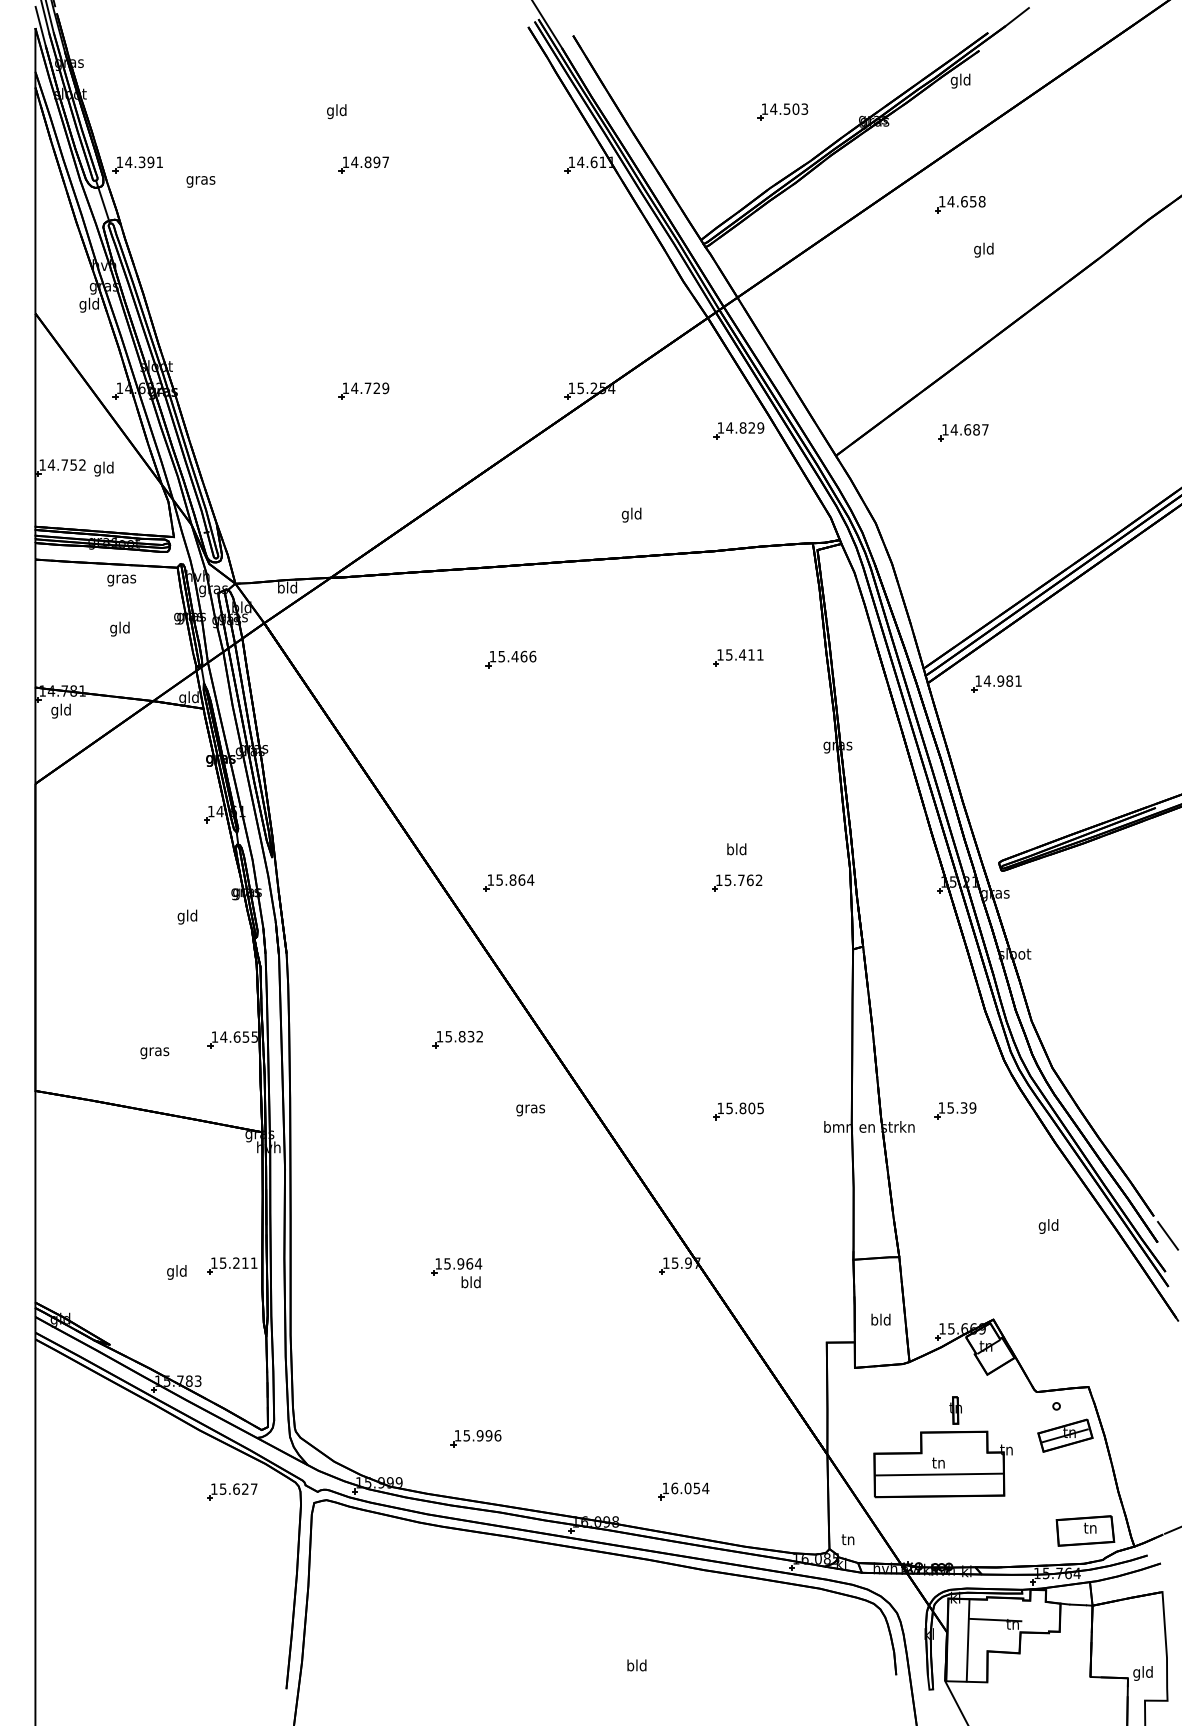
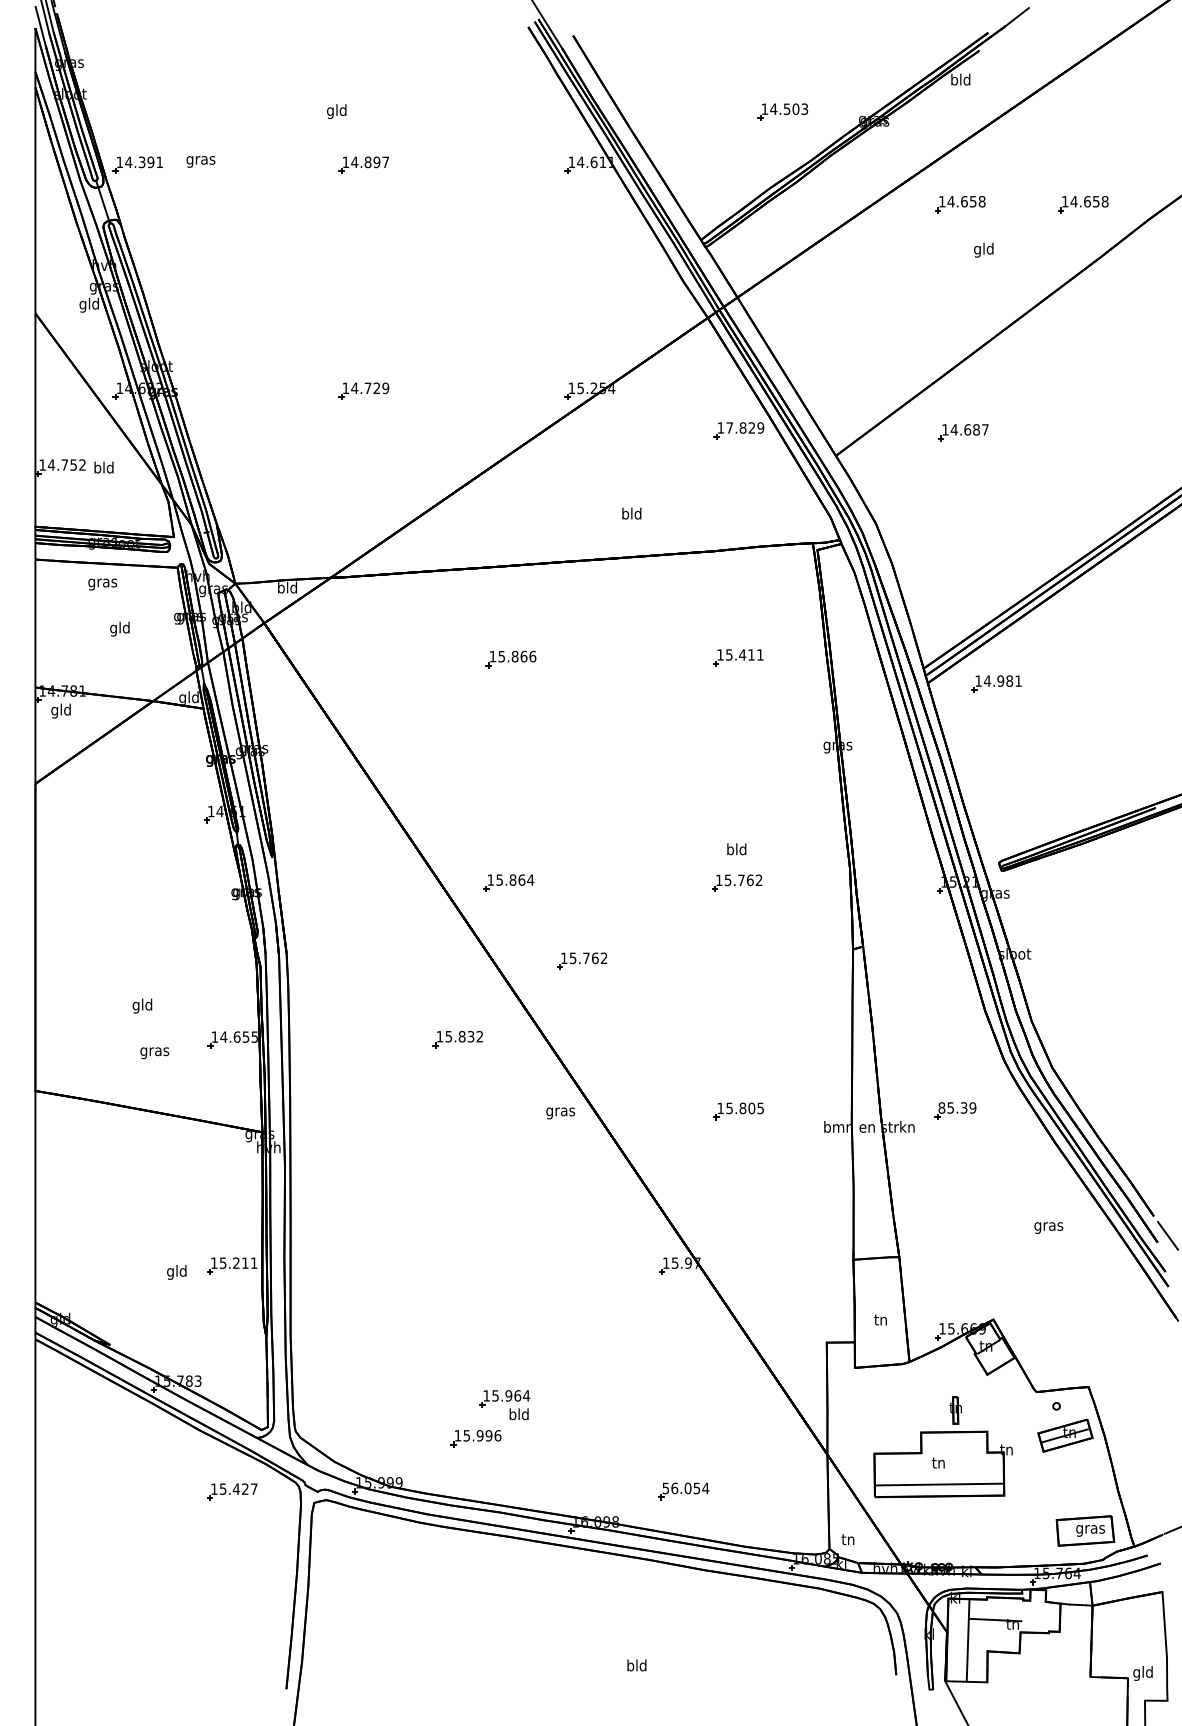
text: gld -> bld (954, 80)
text position: (200, 181) -> (200, 161) (200, 161)
part: none -> present (1083, 204)
text: 14.829 -> 17.829 (729, 427)
text: gld -> bld (97, 468)
text: gld -> bld (625, 514)
text position: (121, 580) -> (102, 584) (102, 584)
text: 15.466 -> 15.866 (514, 656)
text position: (187, 916) -> (142, 1005) (142, 1005)
part: none -> present (582, 960)
text: 15.39 -> 85.39 (941, 1107)
text position: (530, 1110) -> (560, 1113) (560, 1113)
text: gld -> gras (1048, 1226)
part position: (456, 1273) -> (504, 1405) (504, 1405)
text: bld -> tn (880, 1319)
line position: (939, 1474) -> (939, 1484) (939, 1484)
text: 15.627 -> 15.427 (236, 1488)
text: 16.054 -> 56.054 (665, 1488)
text: tn -> gras (1090, 1529)
